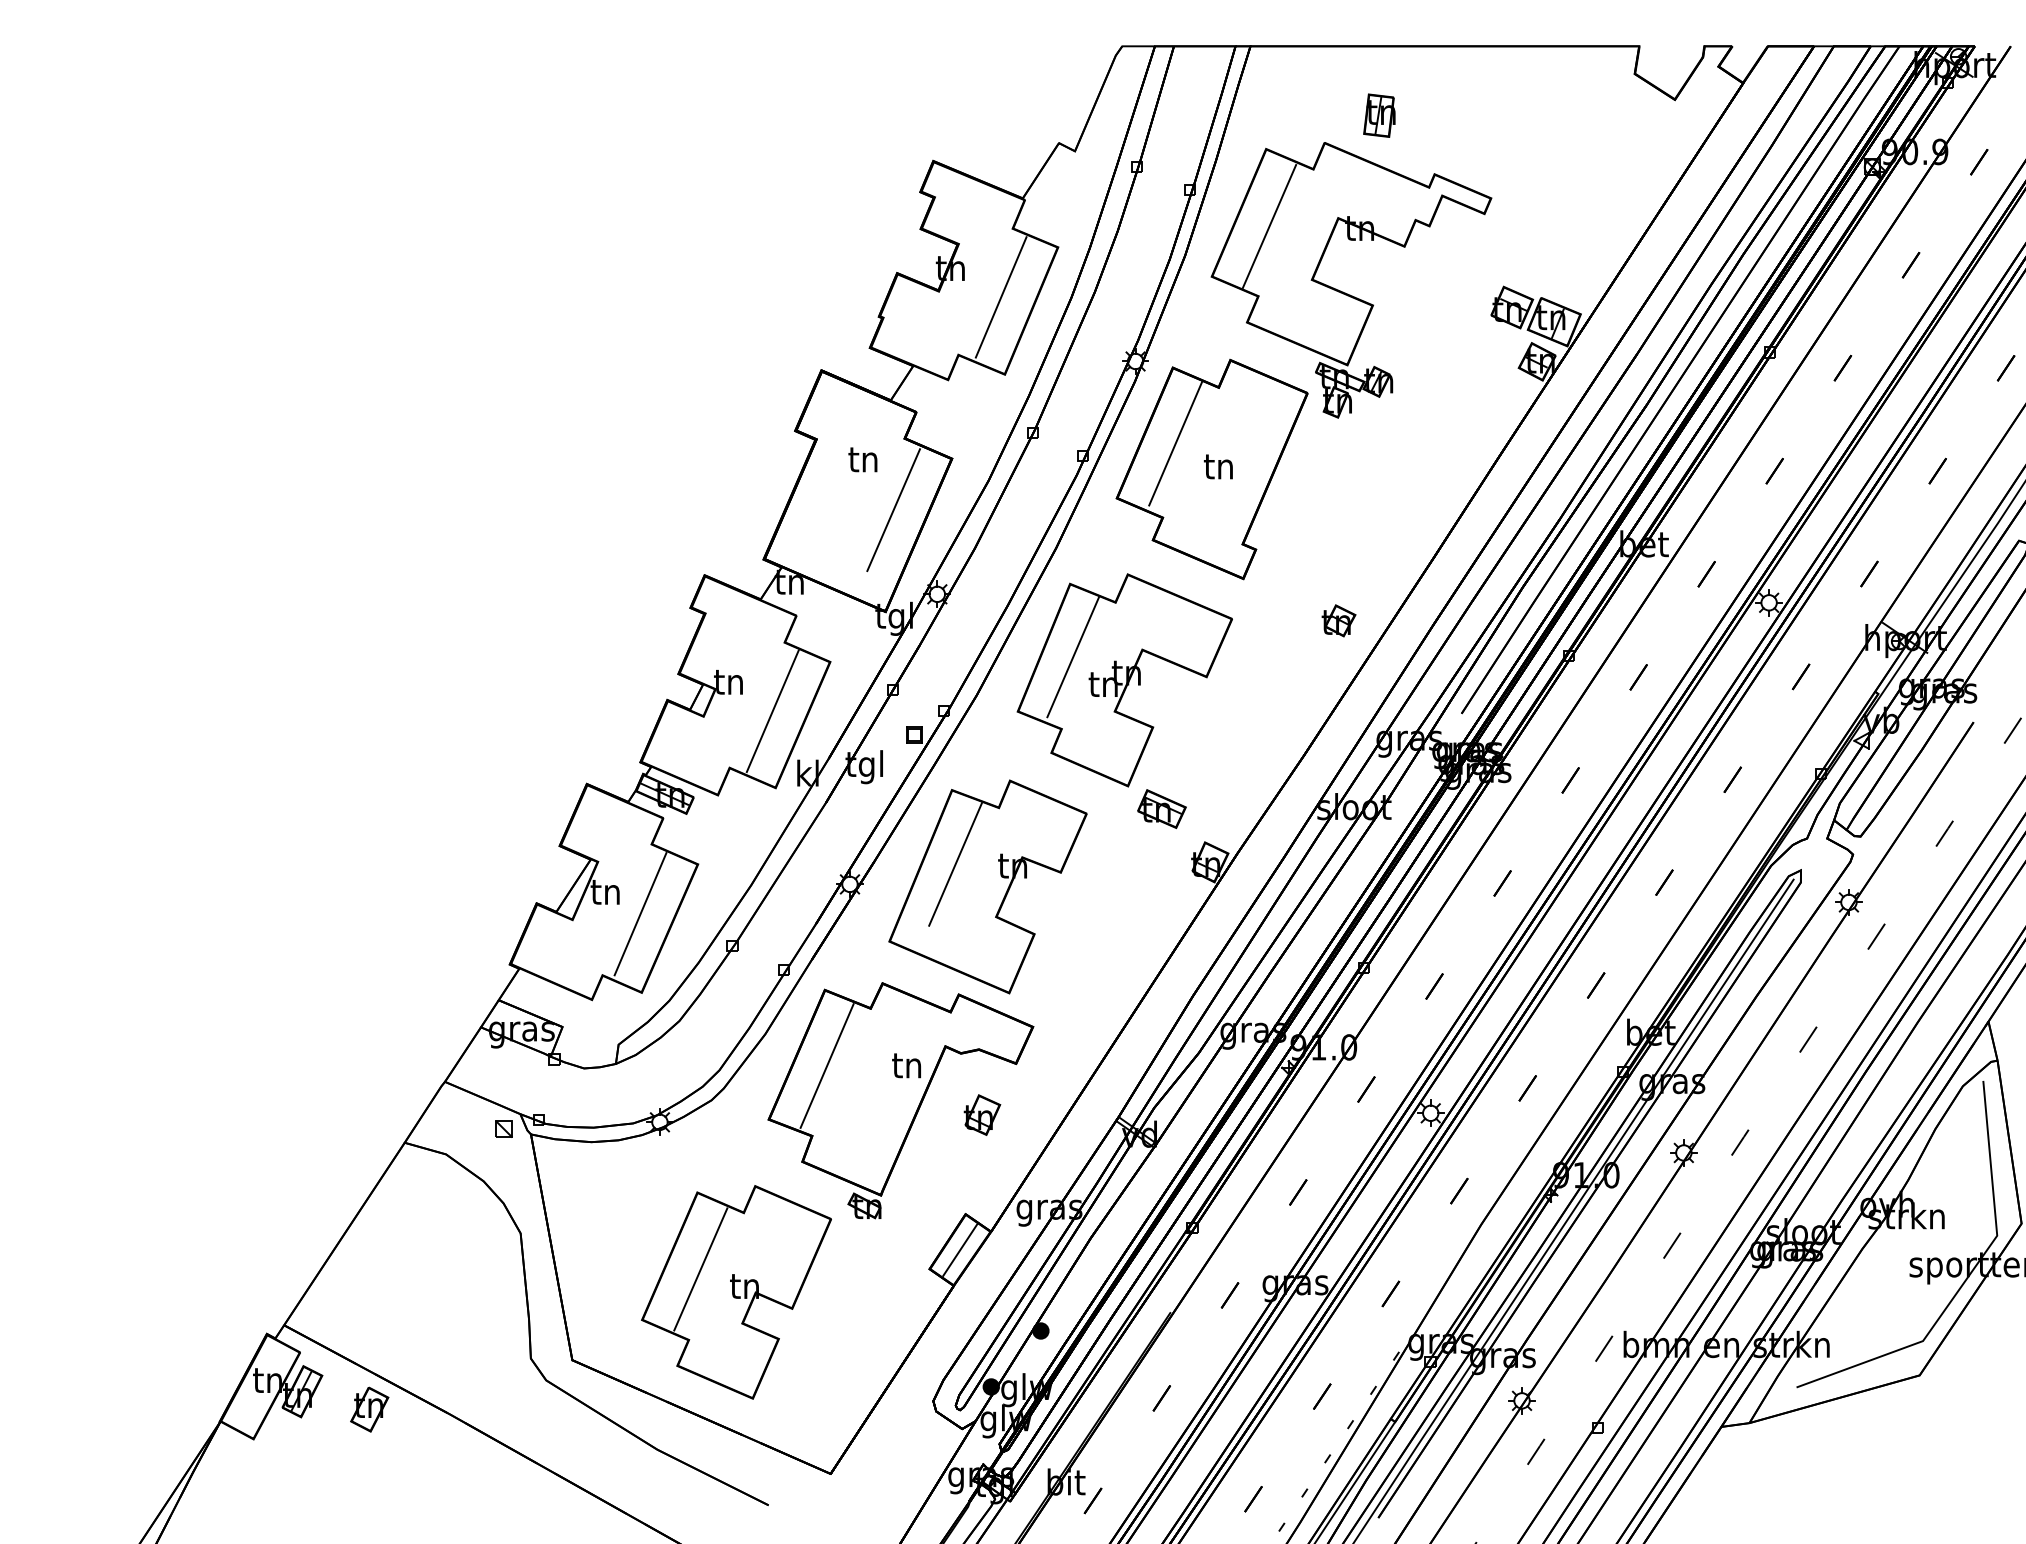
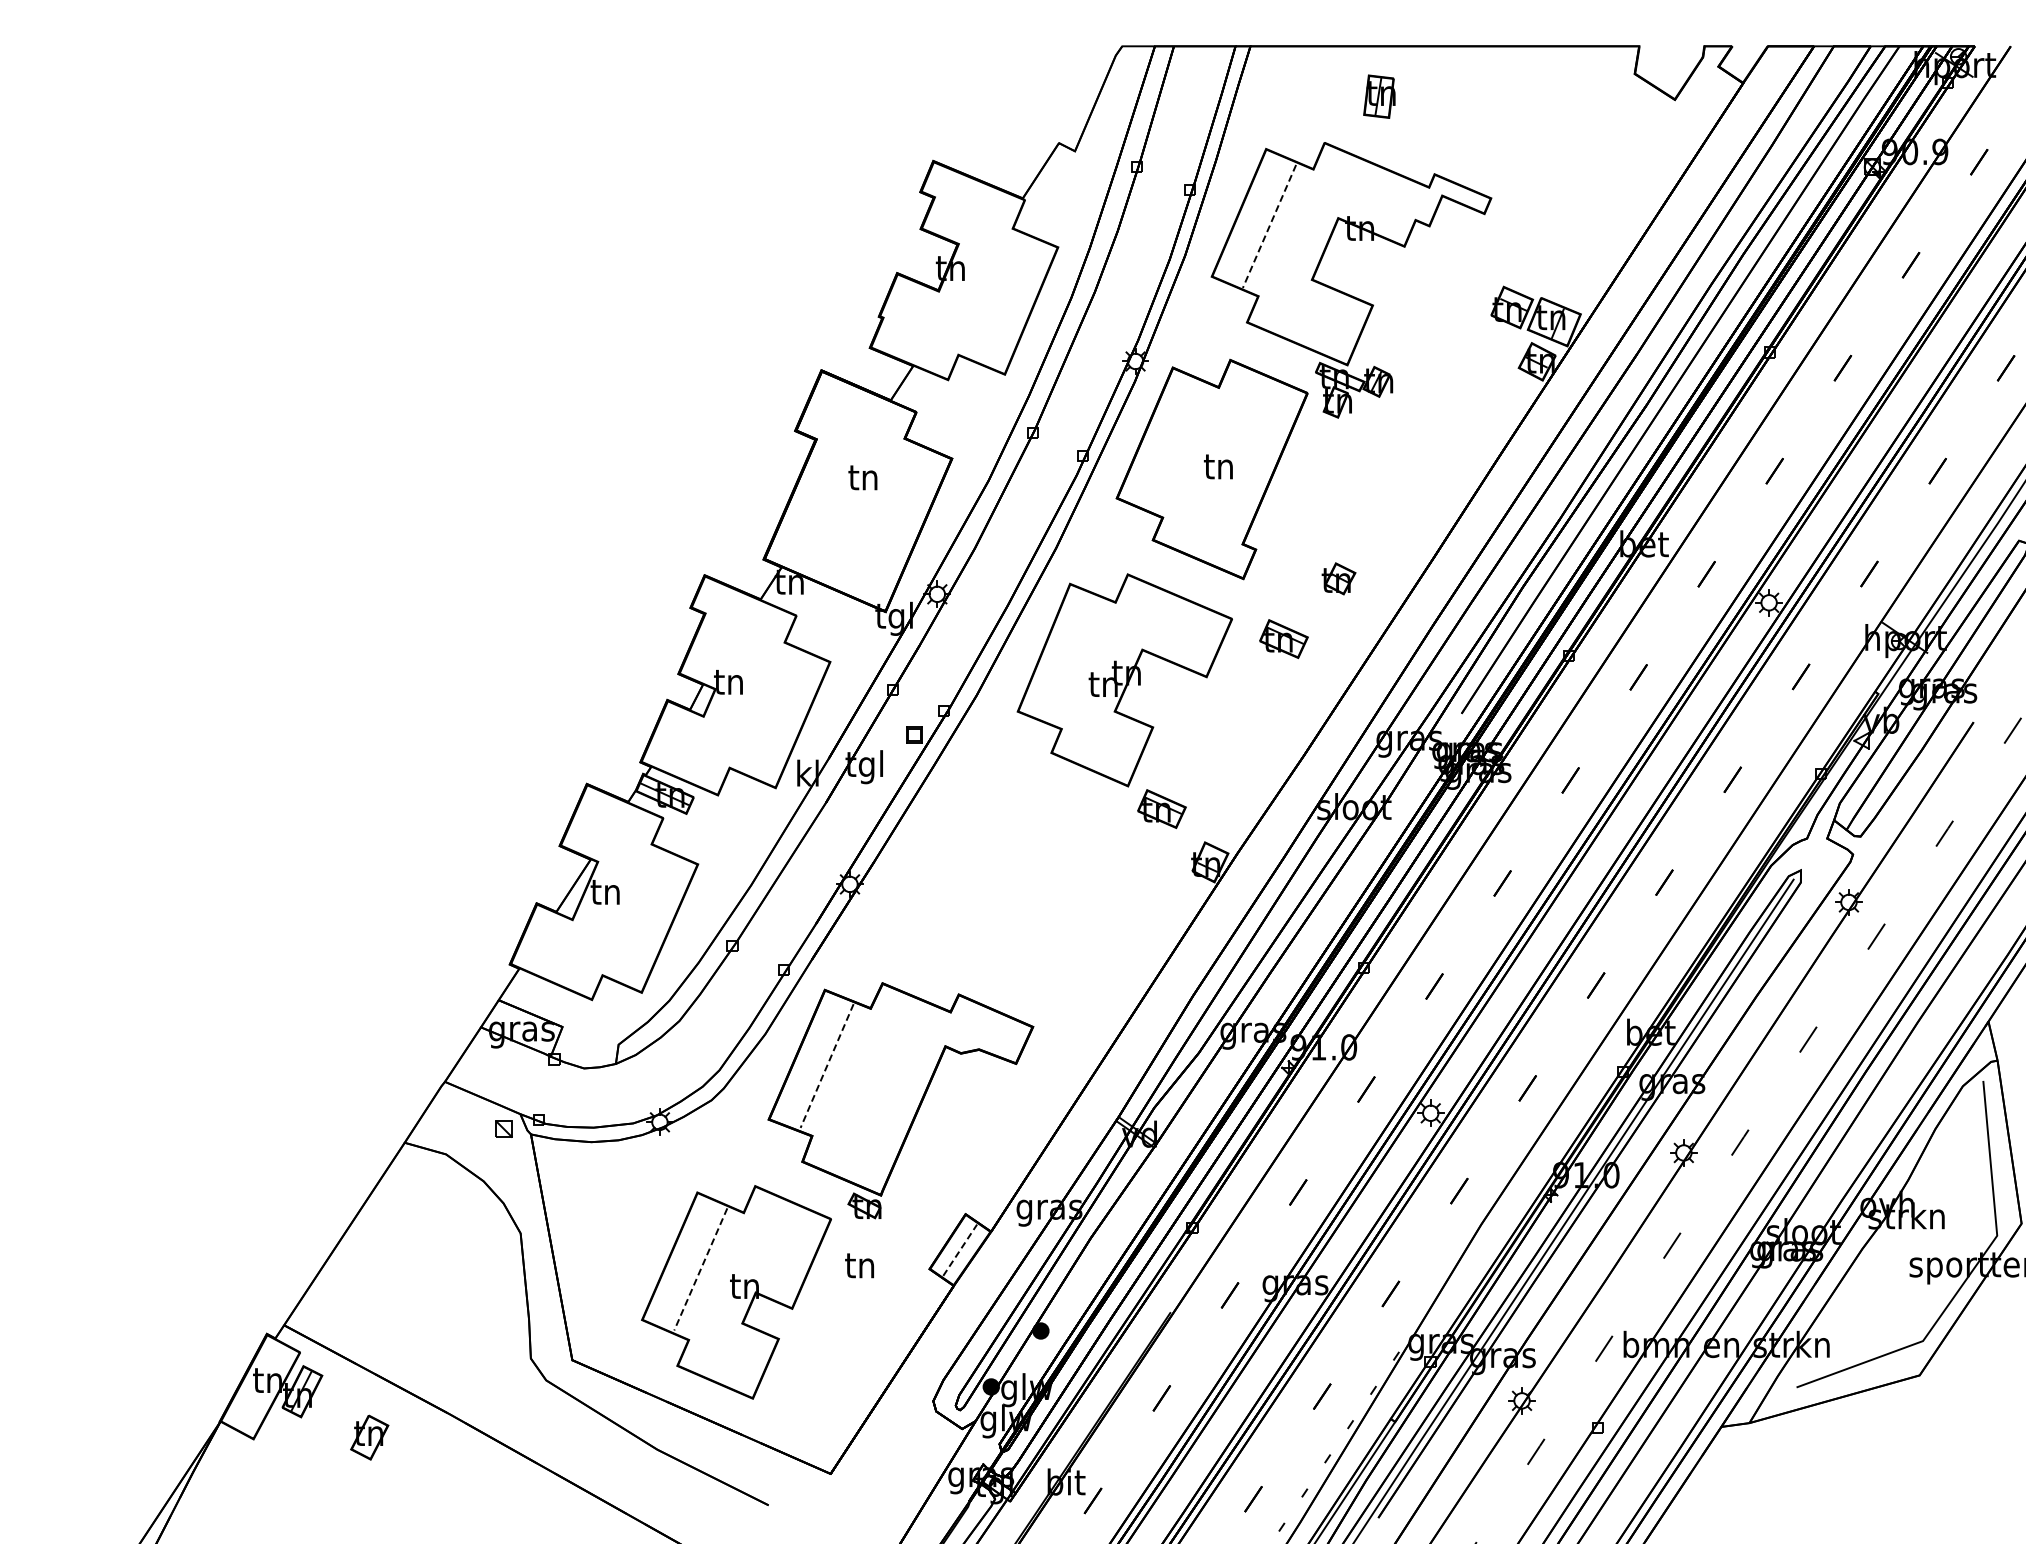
part position: (1379, 115) -> (1379, 96) (1379, 96)
line: solid -> dashed (1269, 226)
line: present -> none (1000, 297)
line: present -> none (1175, 443)
text position: (862, 459) -> (862, 477) (862, 477)
line: present -> none (893, 510)
part position: (1338, 620) -> (1338, 578) (1338, 578)
part: none -> present (1283, 639)
line: present -> none (1073, 657)
line: present -> none (772, 711)
part: present -> none (987, 886)
line: present -> none (640, 914)
text position: (906, 1065) -> (859, 1265) (859, 1265)
line: solid -> dashed (826, 1066)
part: present -> none (982, 1114)
line: solid -> dashed (960, 1250)
line: solid -> dashed (700, 1269)
part position: (369, 1409) -> (369, 1437) (369, 1437)
